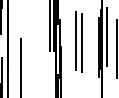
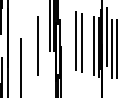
line: none -> present (37, 46)
line: none -> present (93, 46)
line: none -> present (112, 49)
